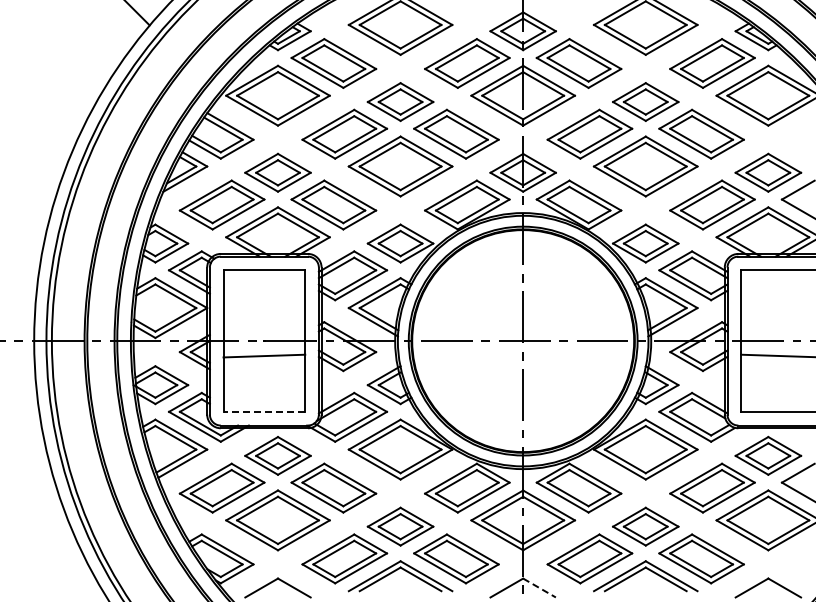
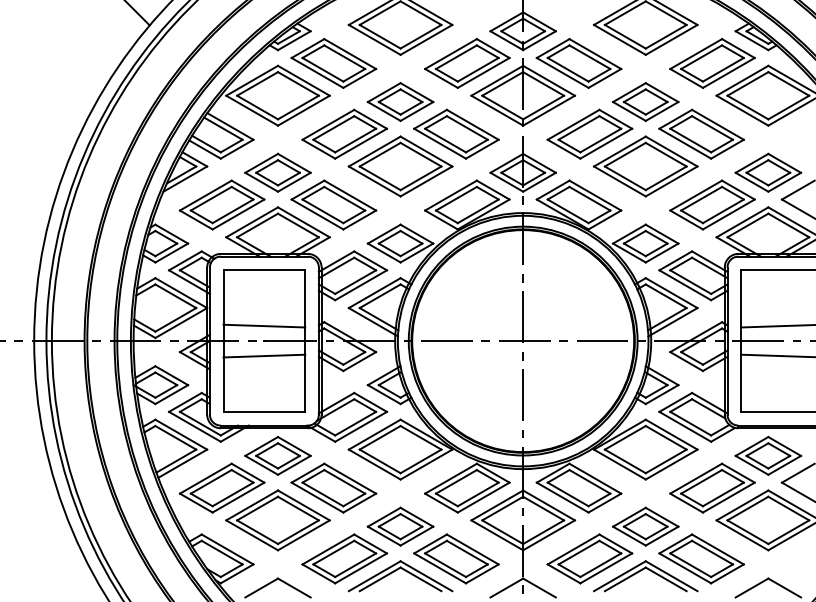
line: none -> present (264, 325)
line: none -> present (776, 326)
line: dashed -> solid (264, 411)
line: dashed -> solid (539, 588)
